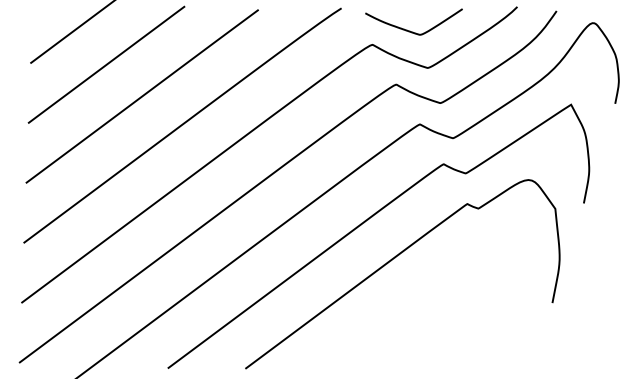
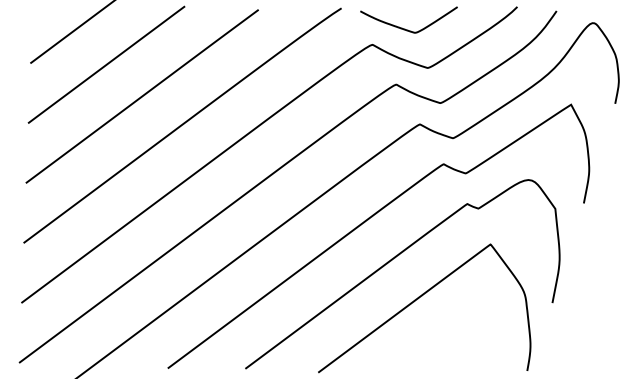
curve position: (410, 30) -> (405, 28) (405, 28)
curve: none -> present (418, 299)
